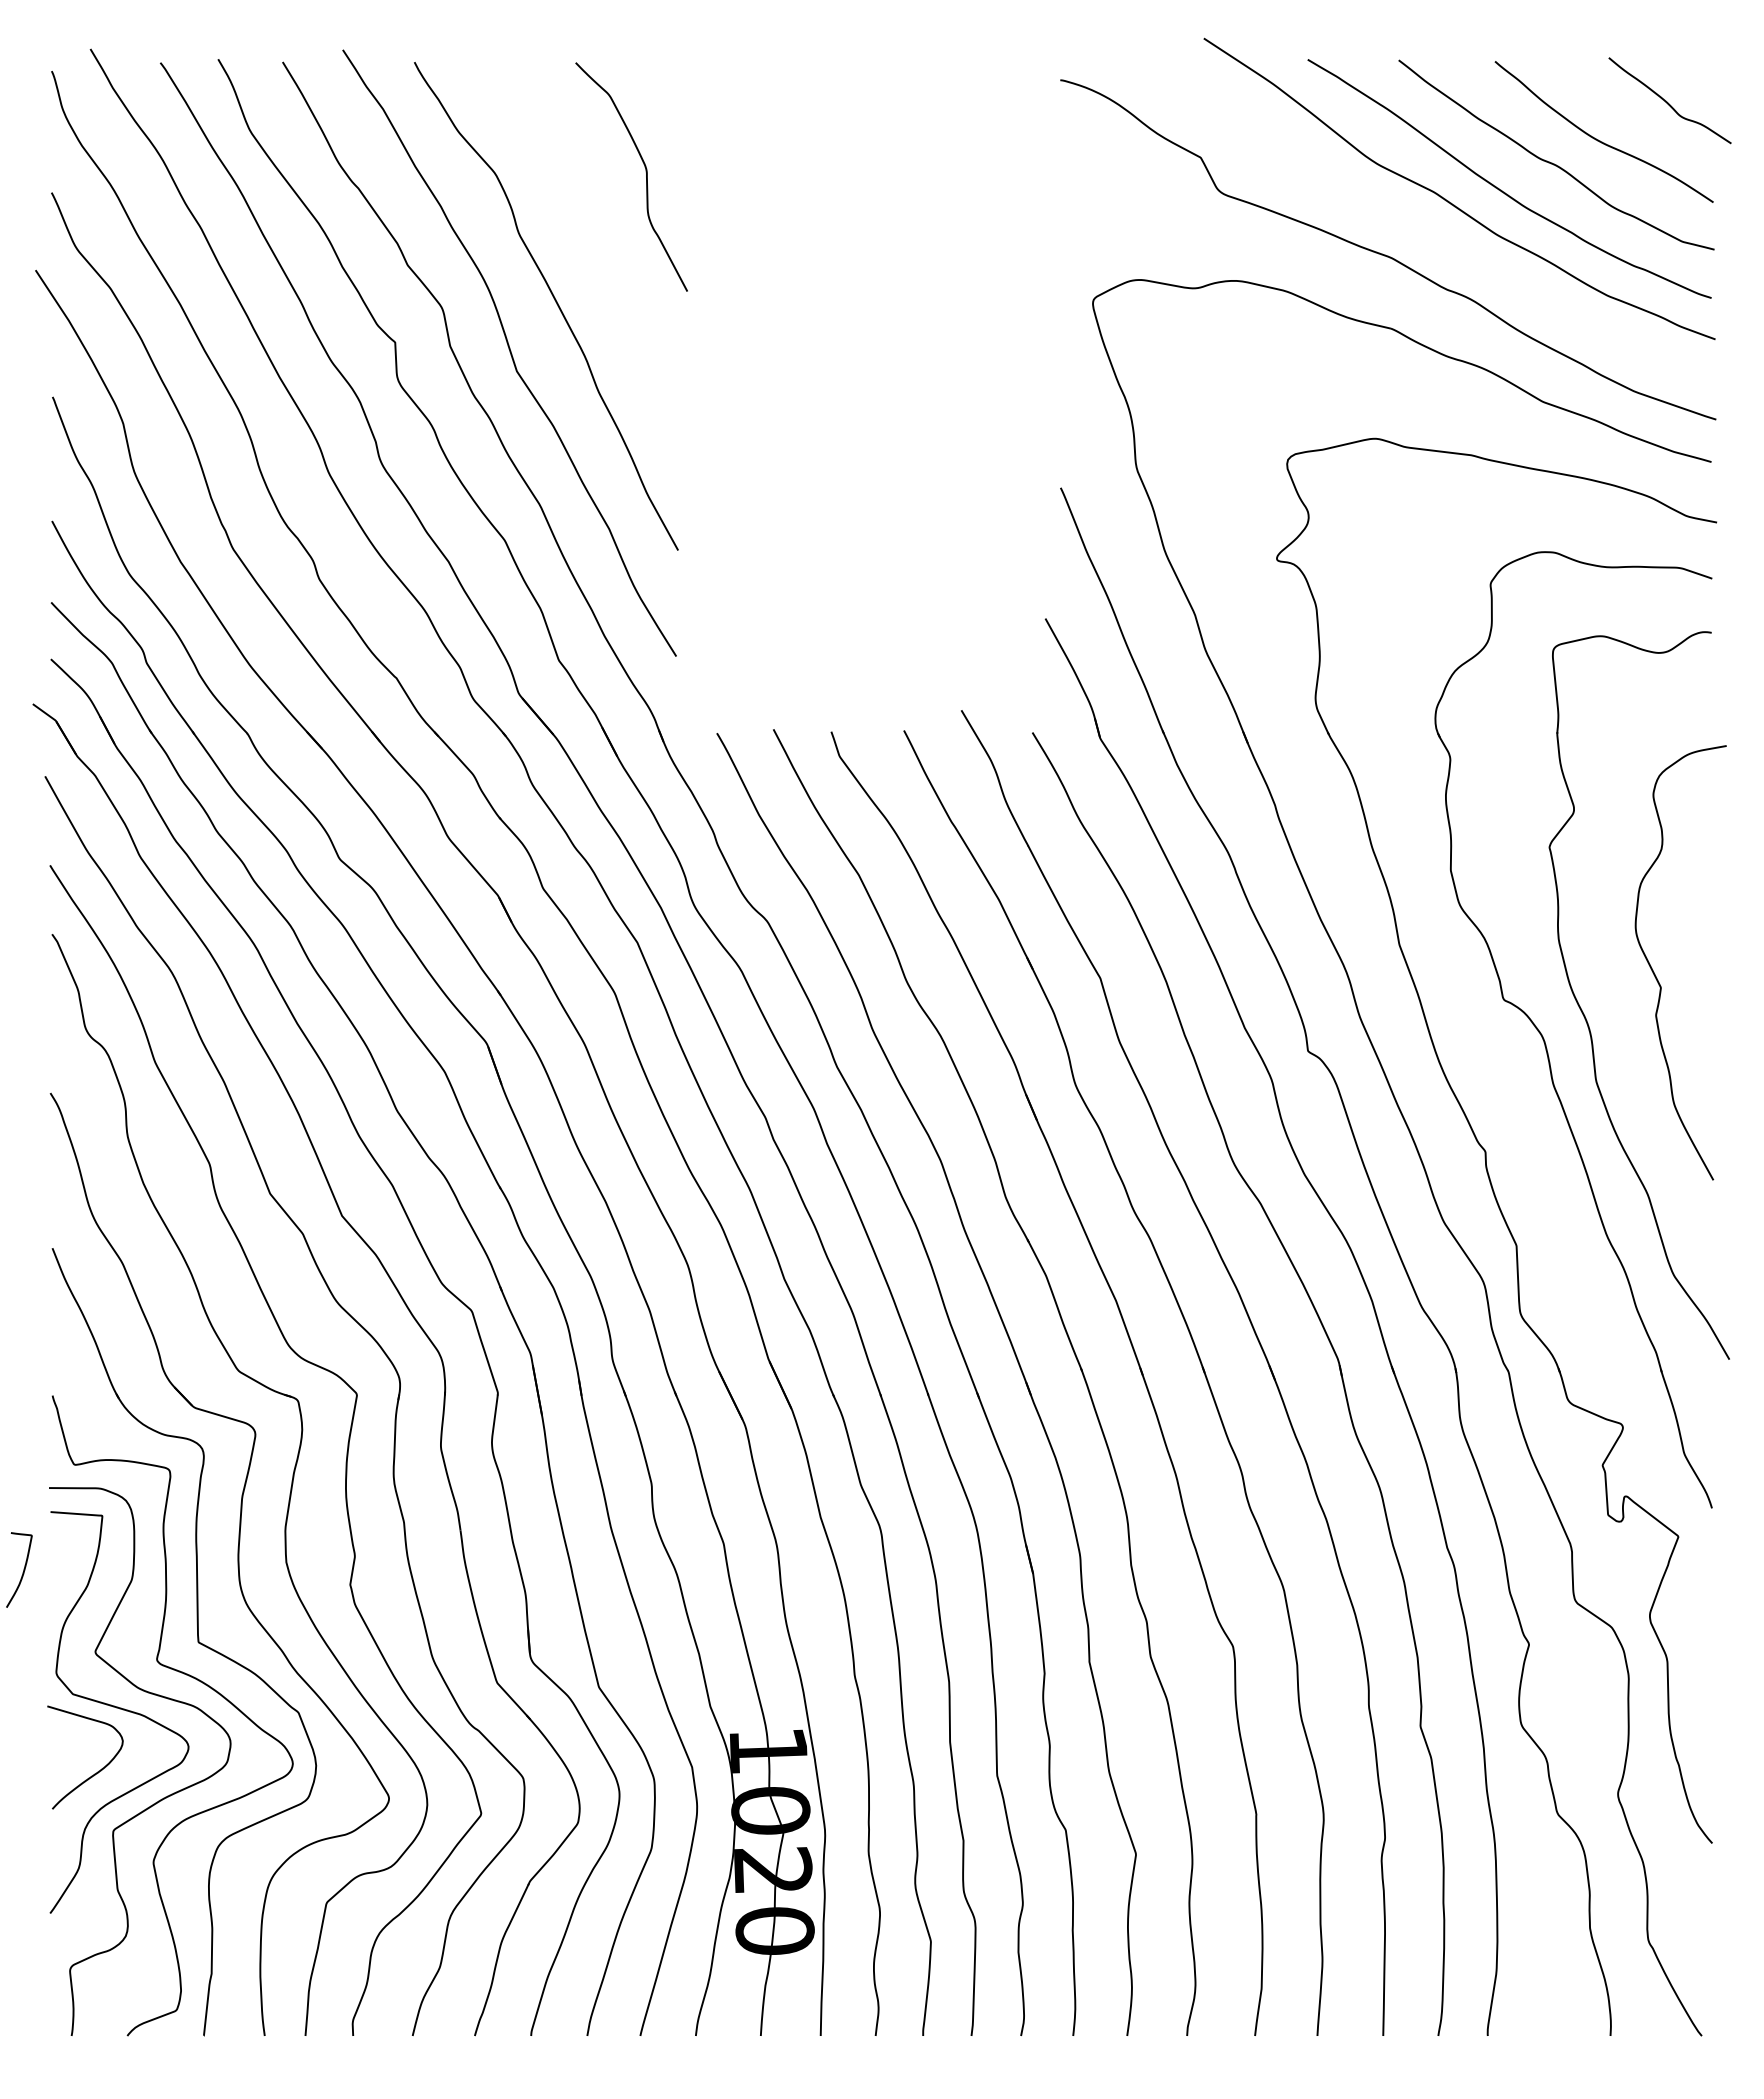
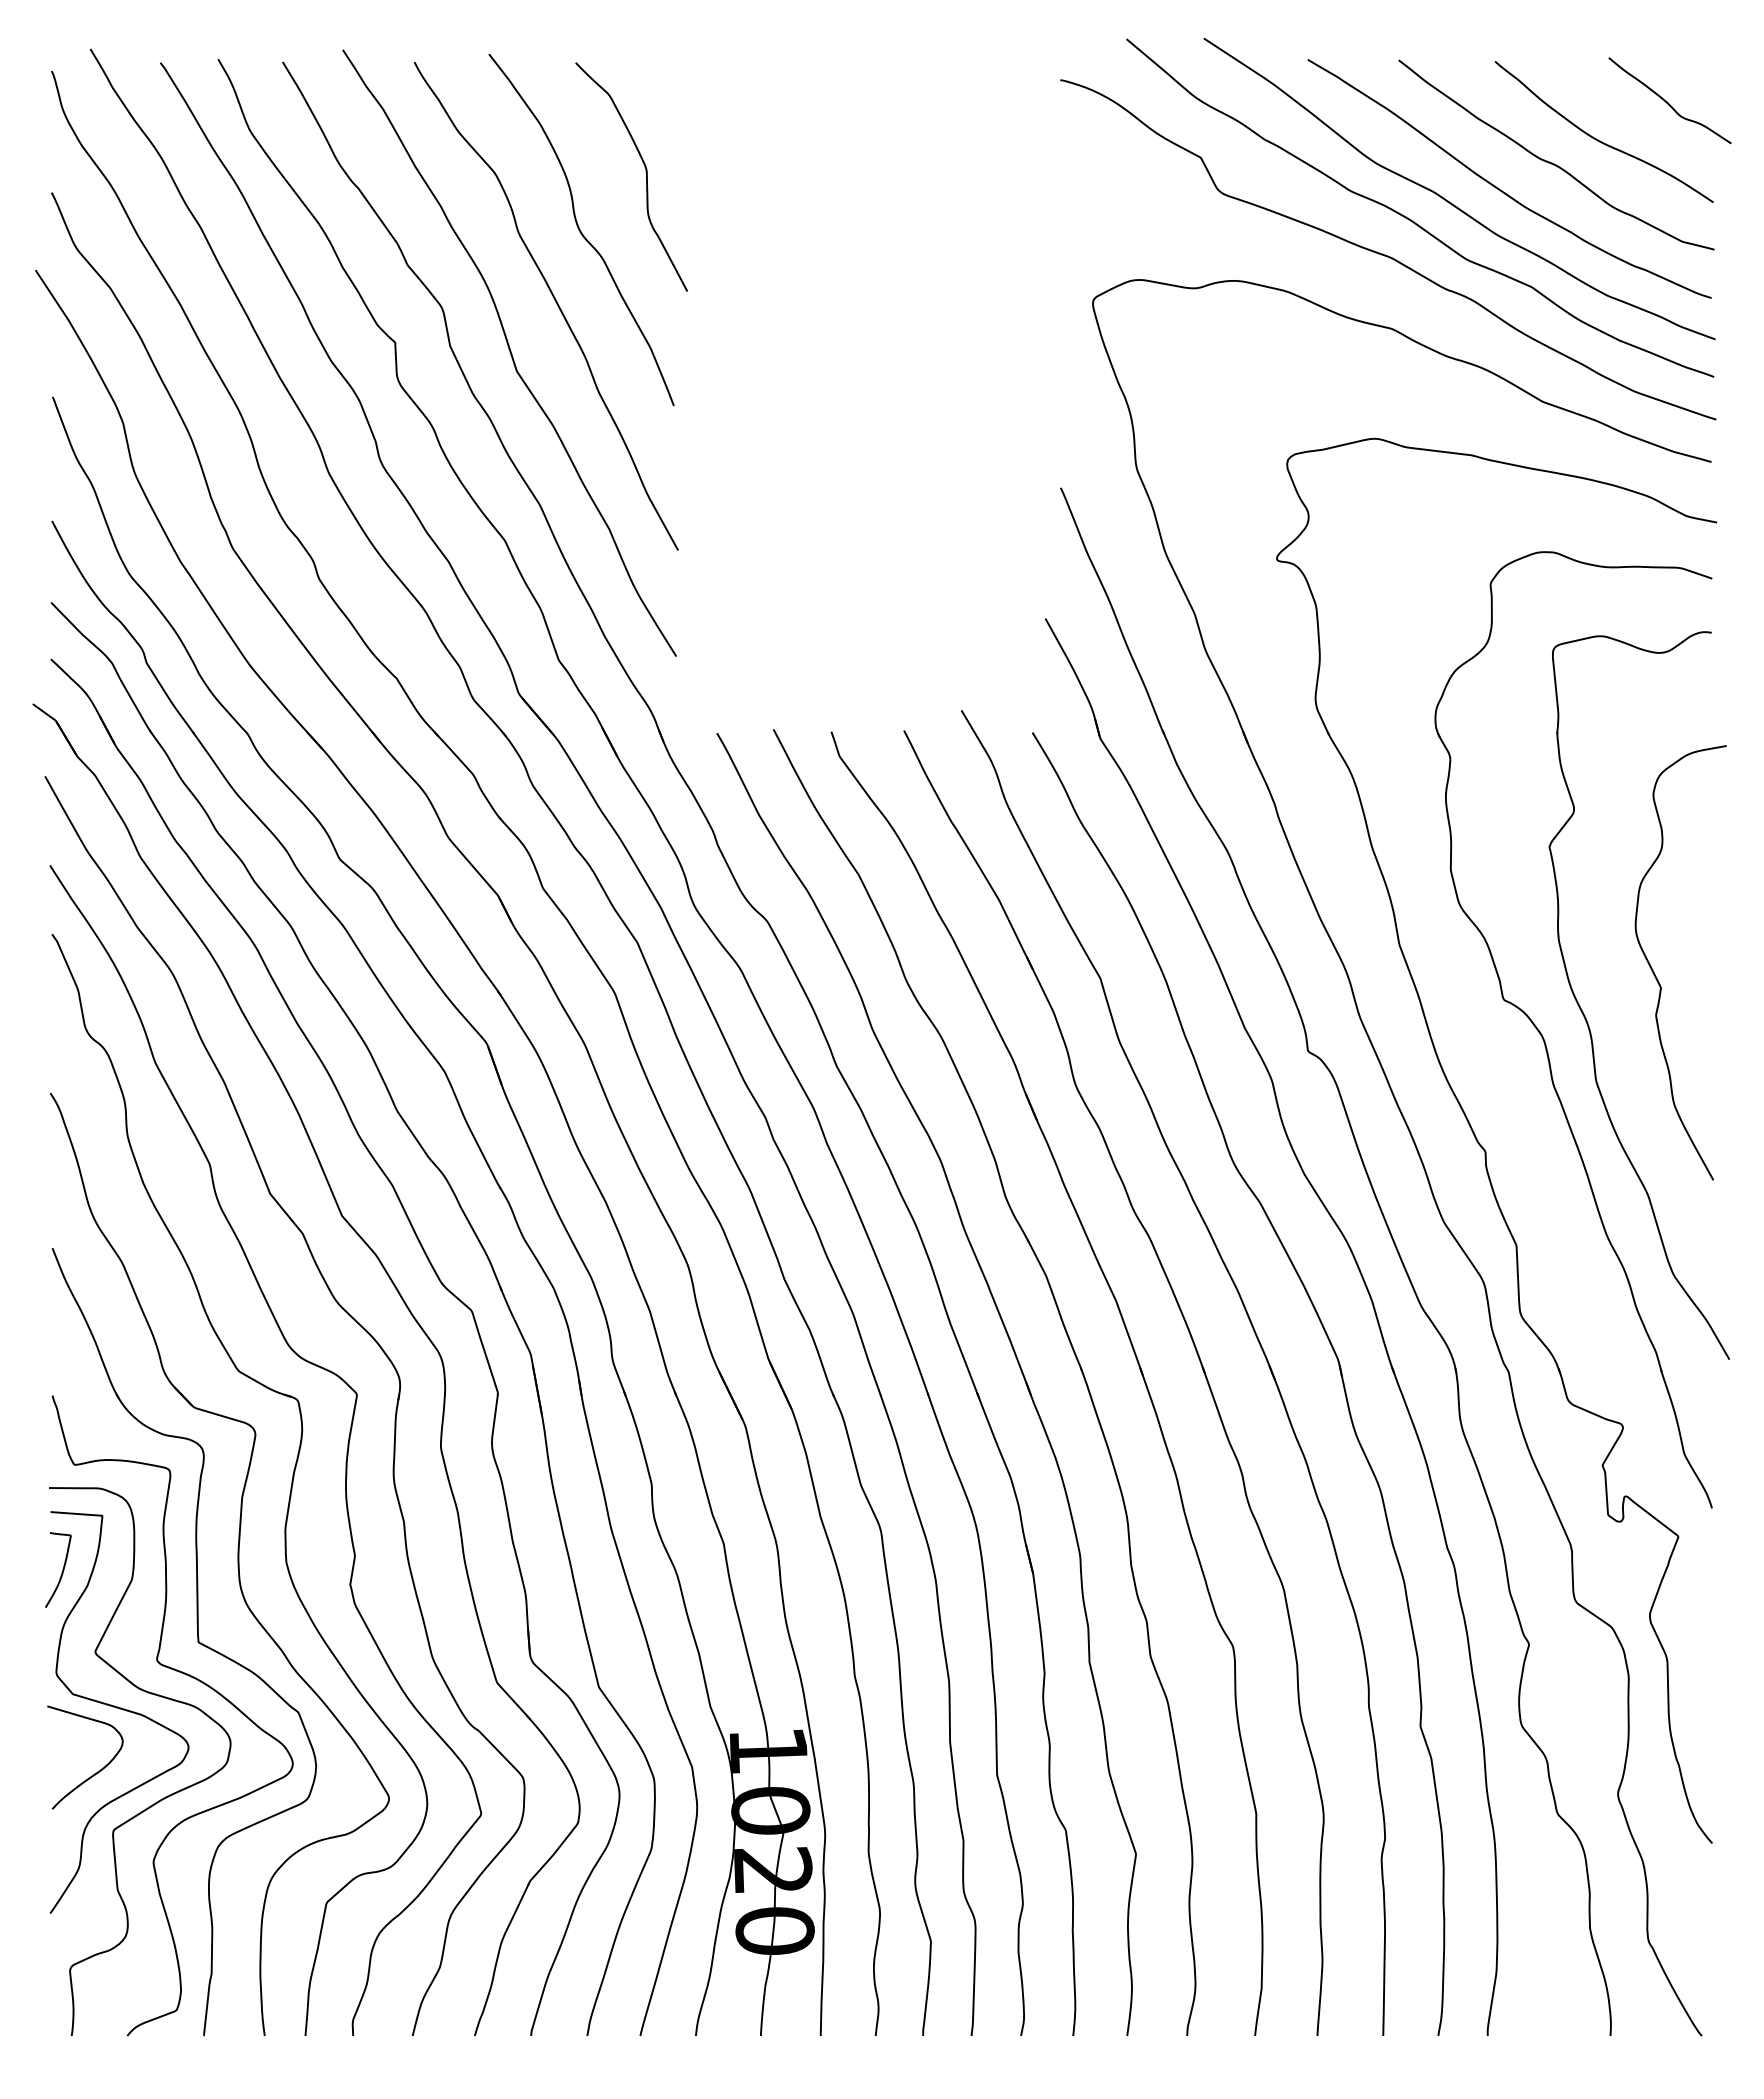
curve: none -> present (1411, 219)
curve: none -> present (580, 229)
curve position: (23, 1569) -> (62, 1569) (62, 1569)
